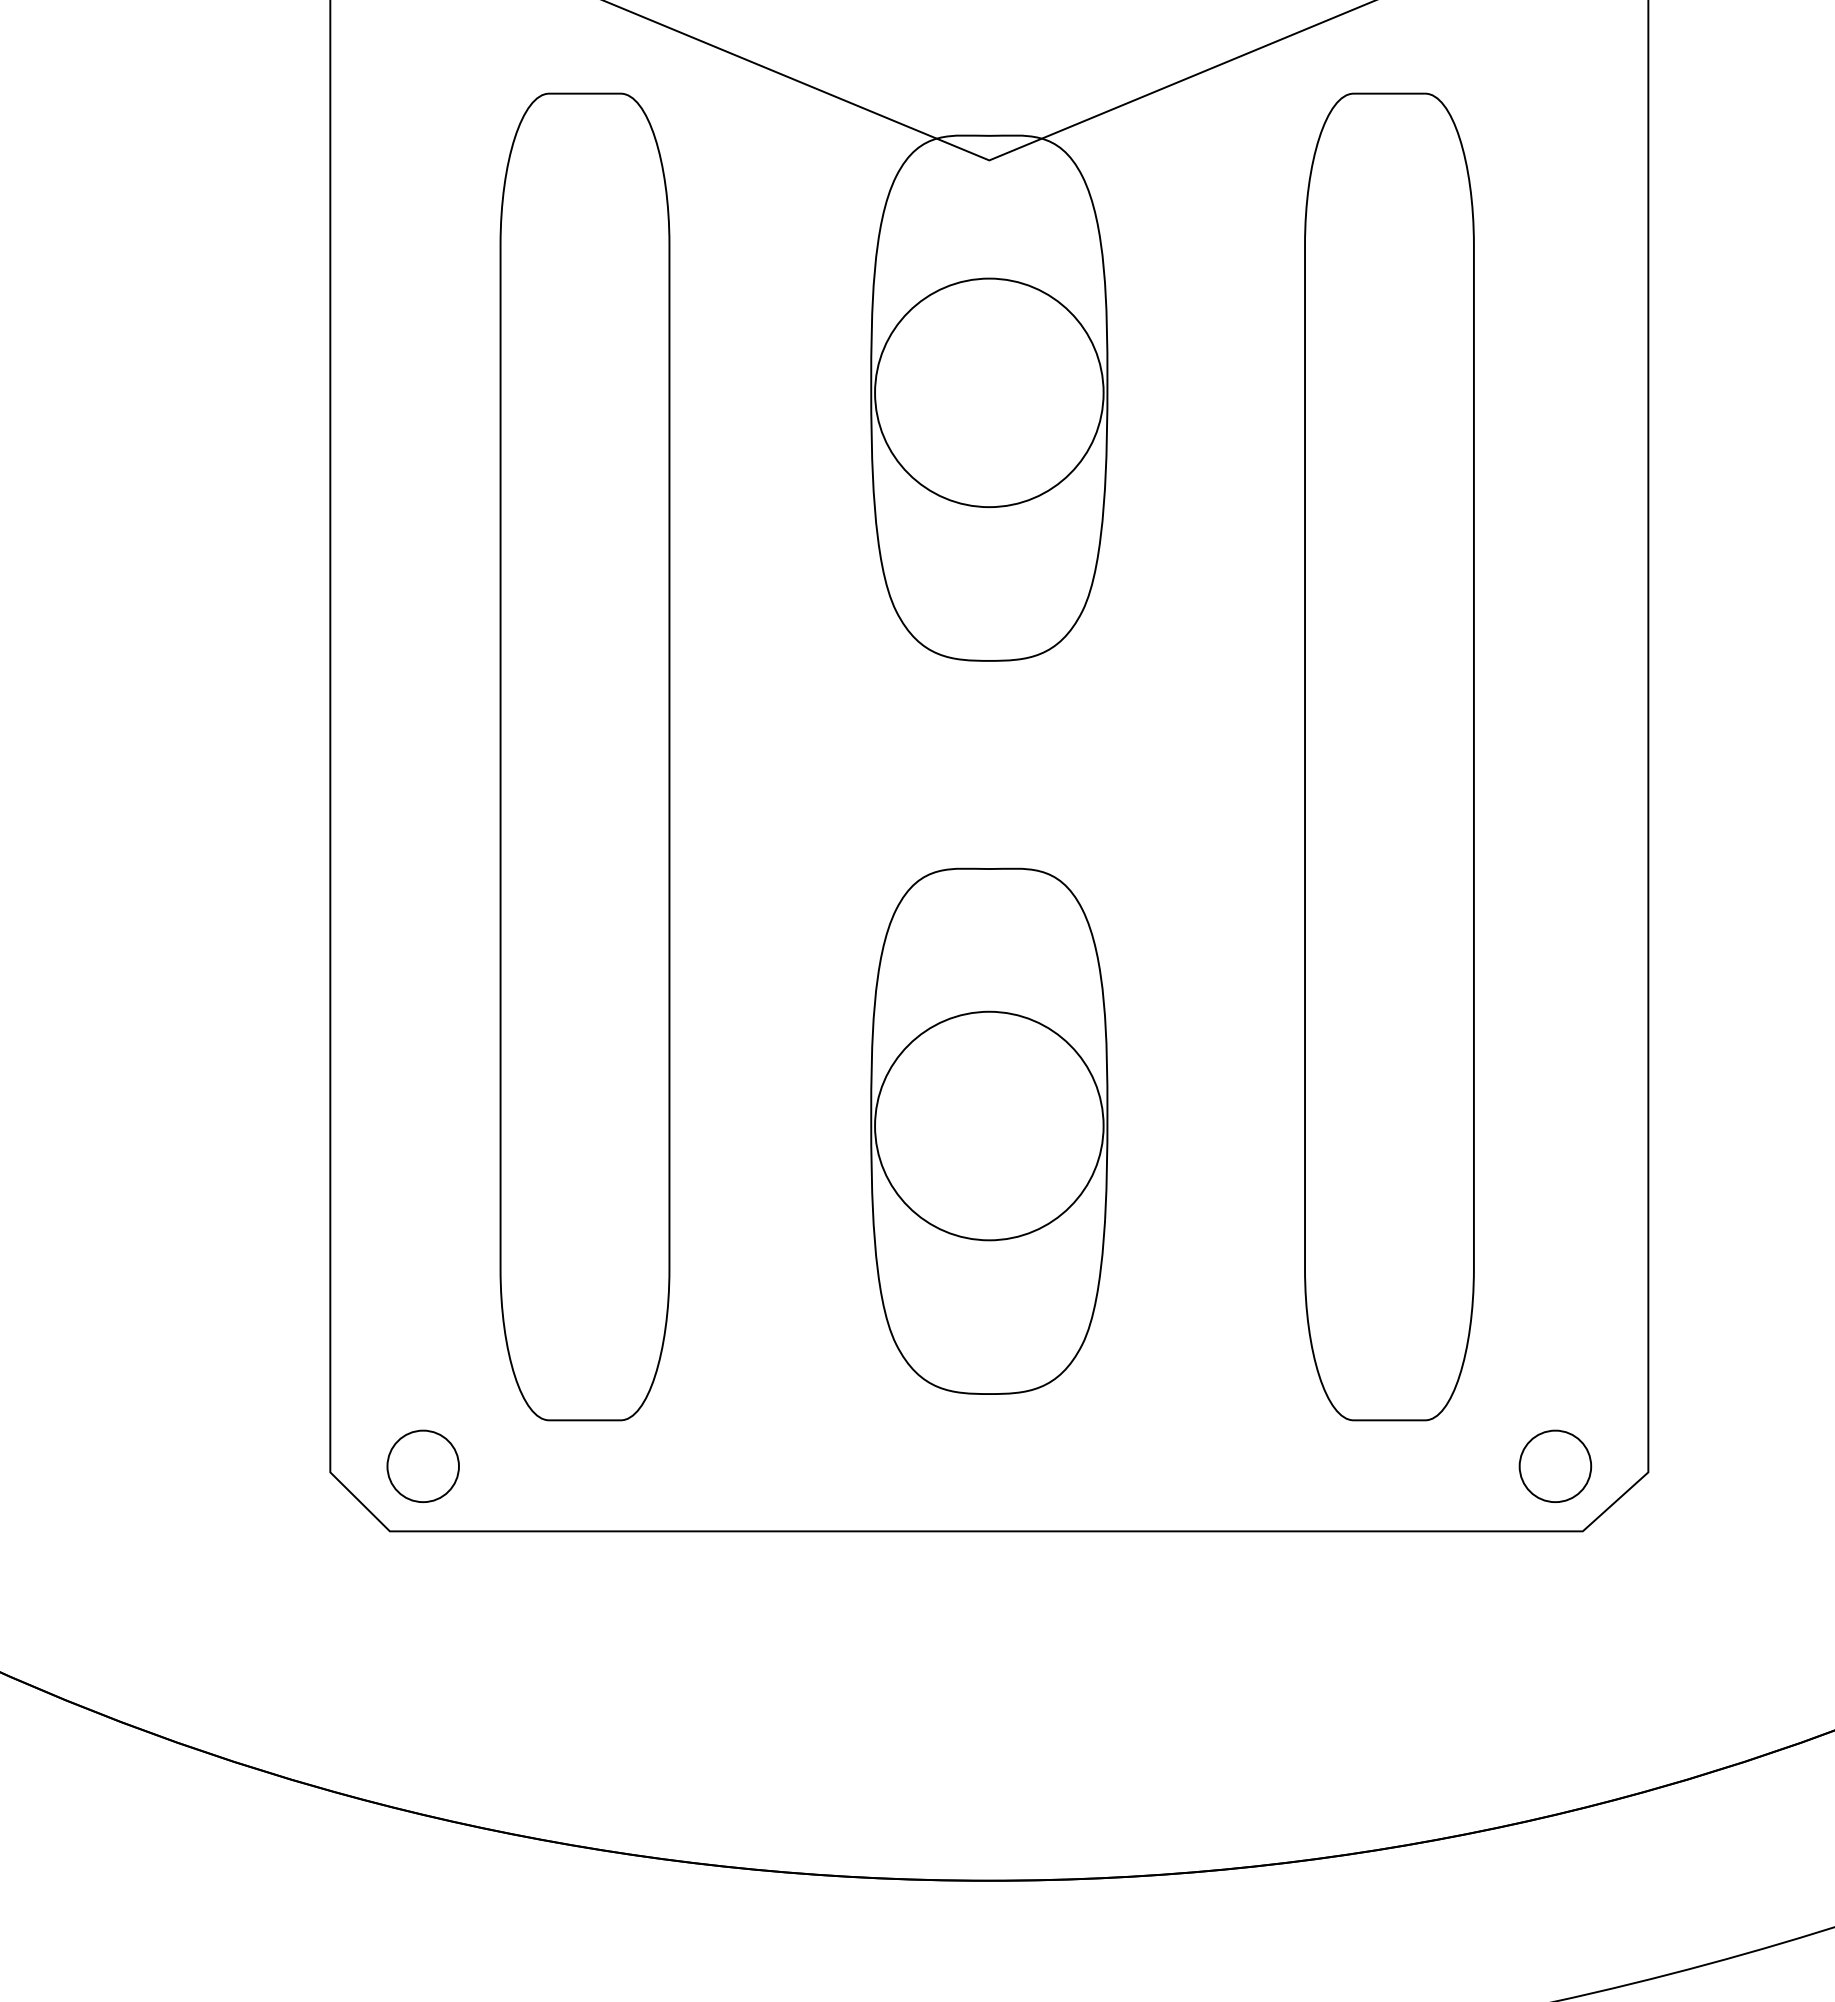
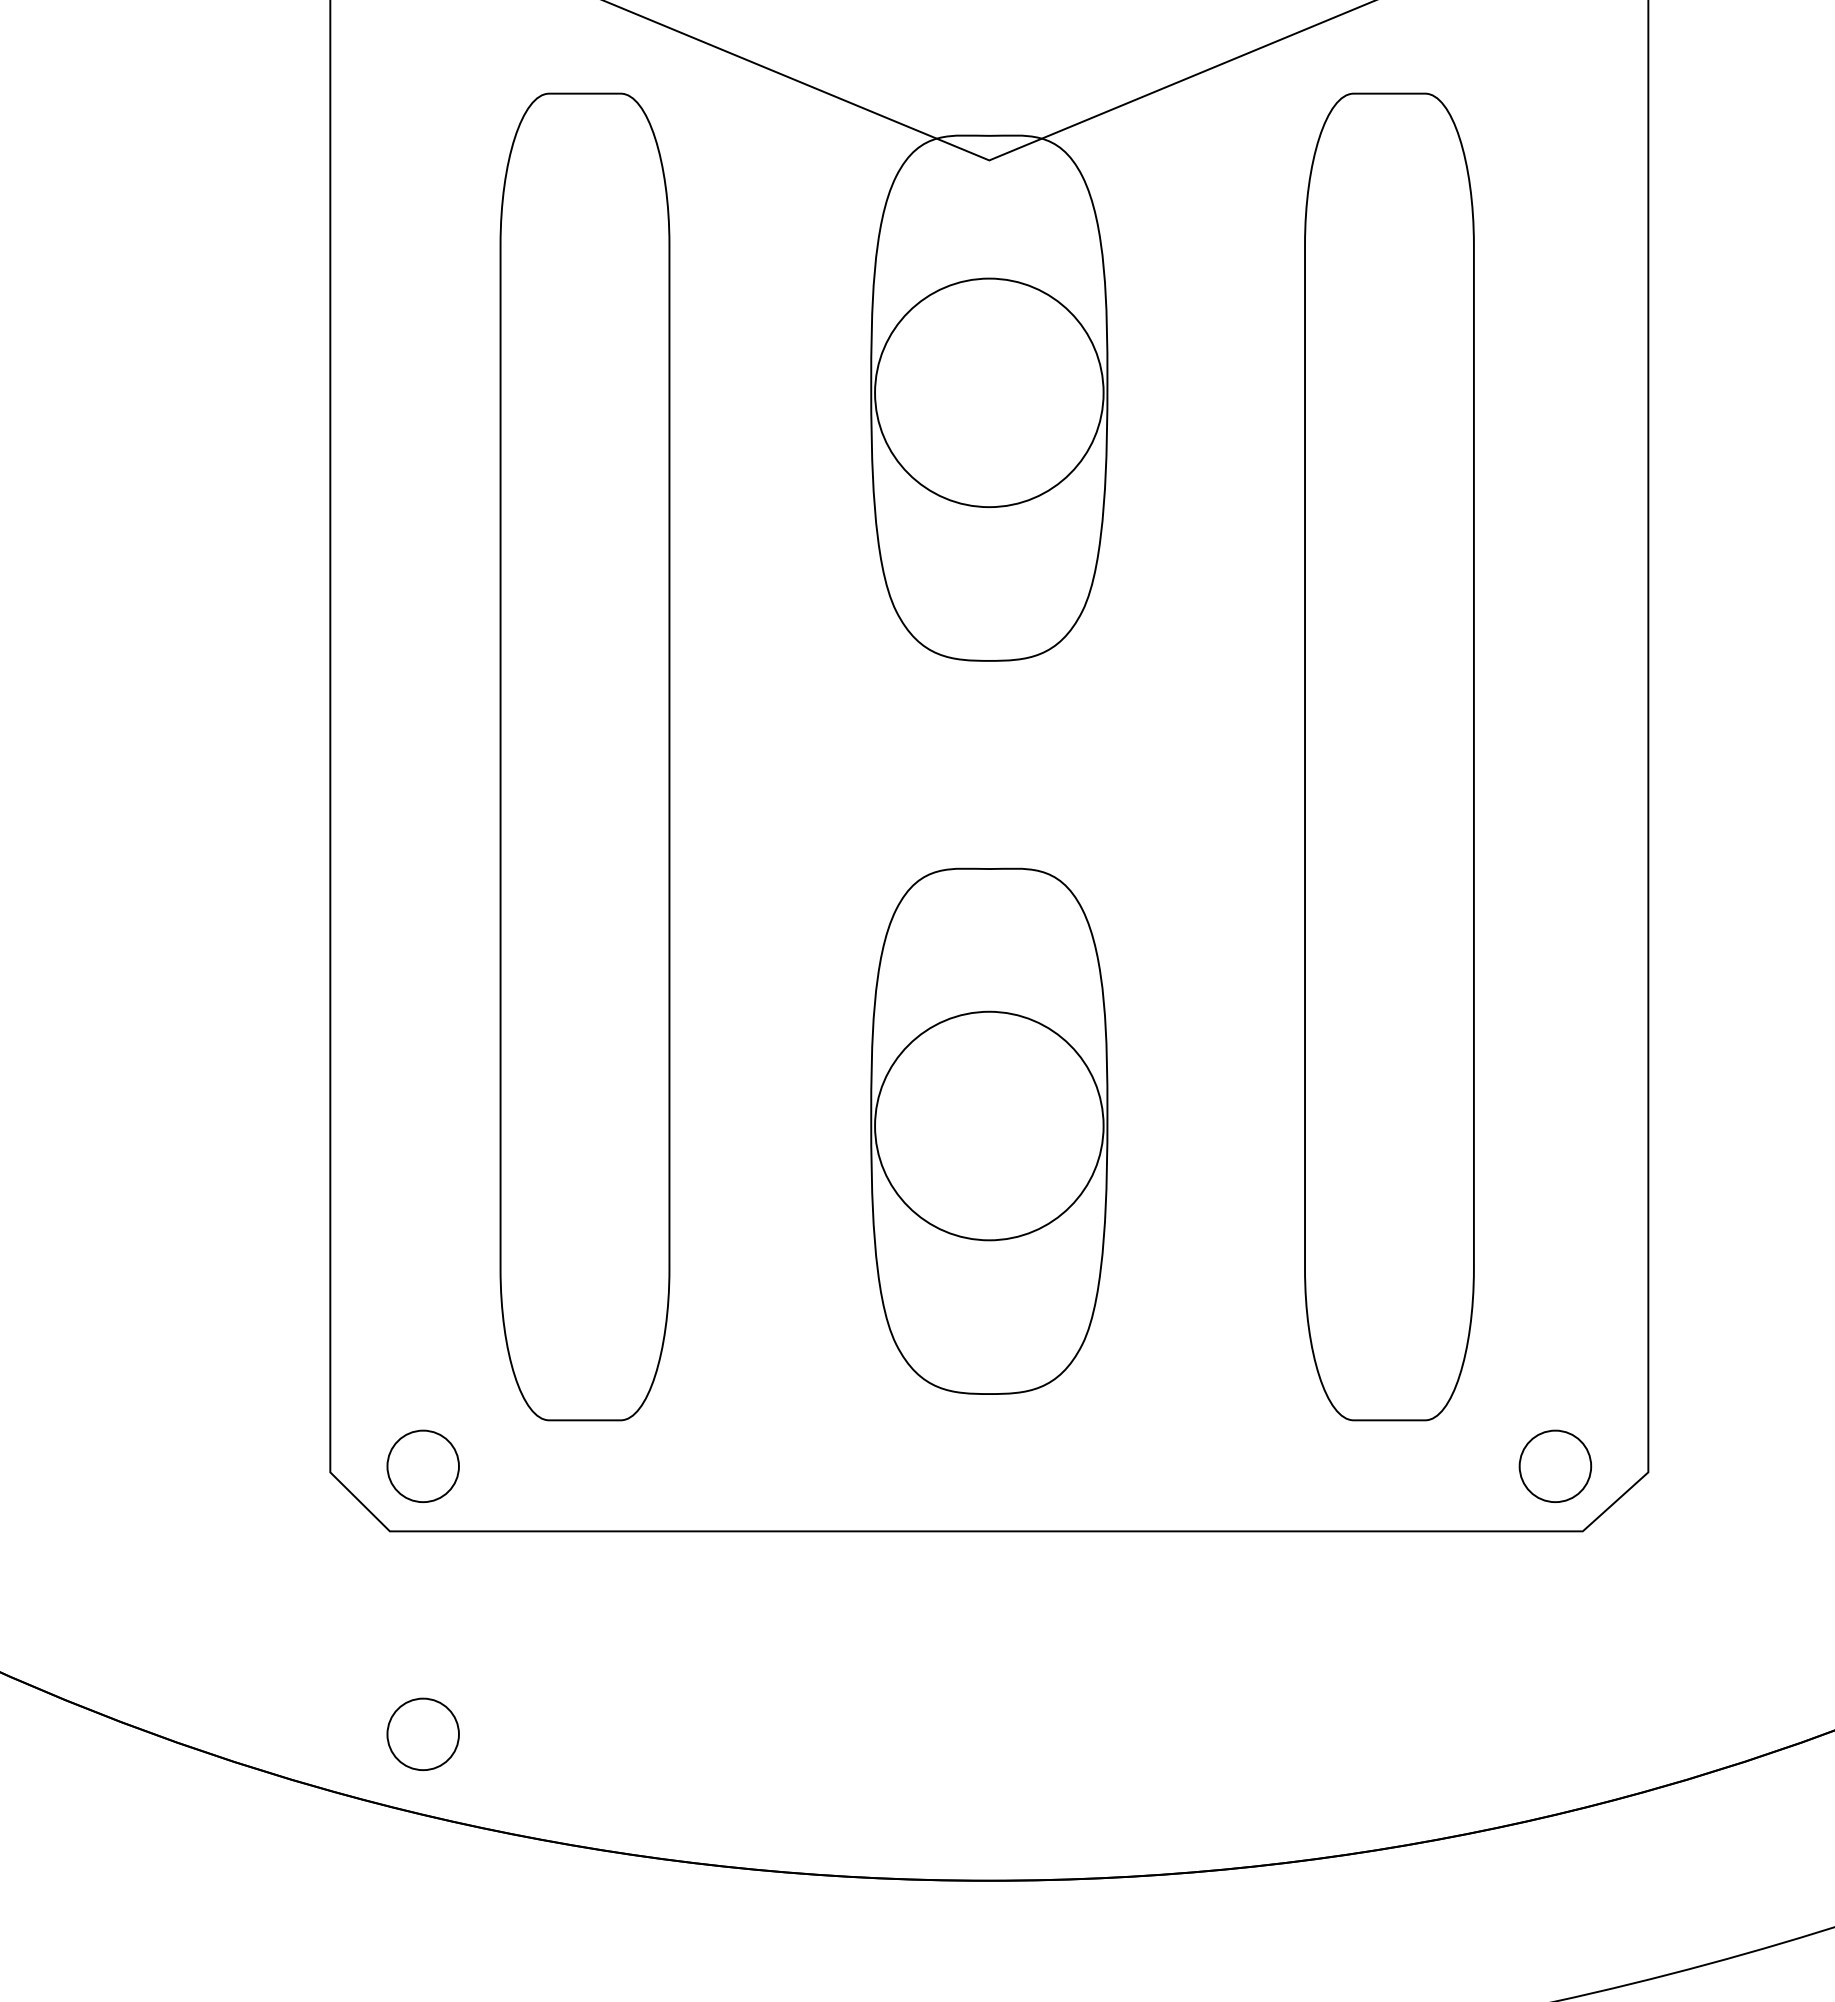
part: none -> present (422, 1733)
